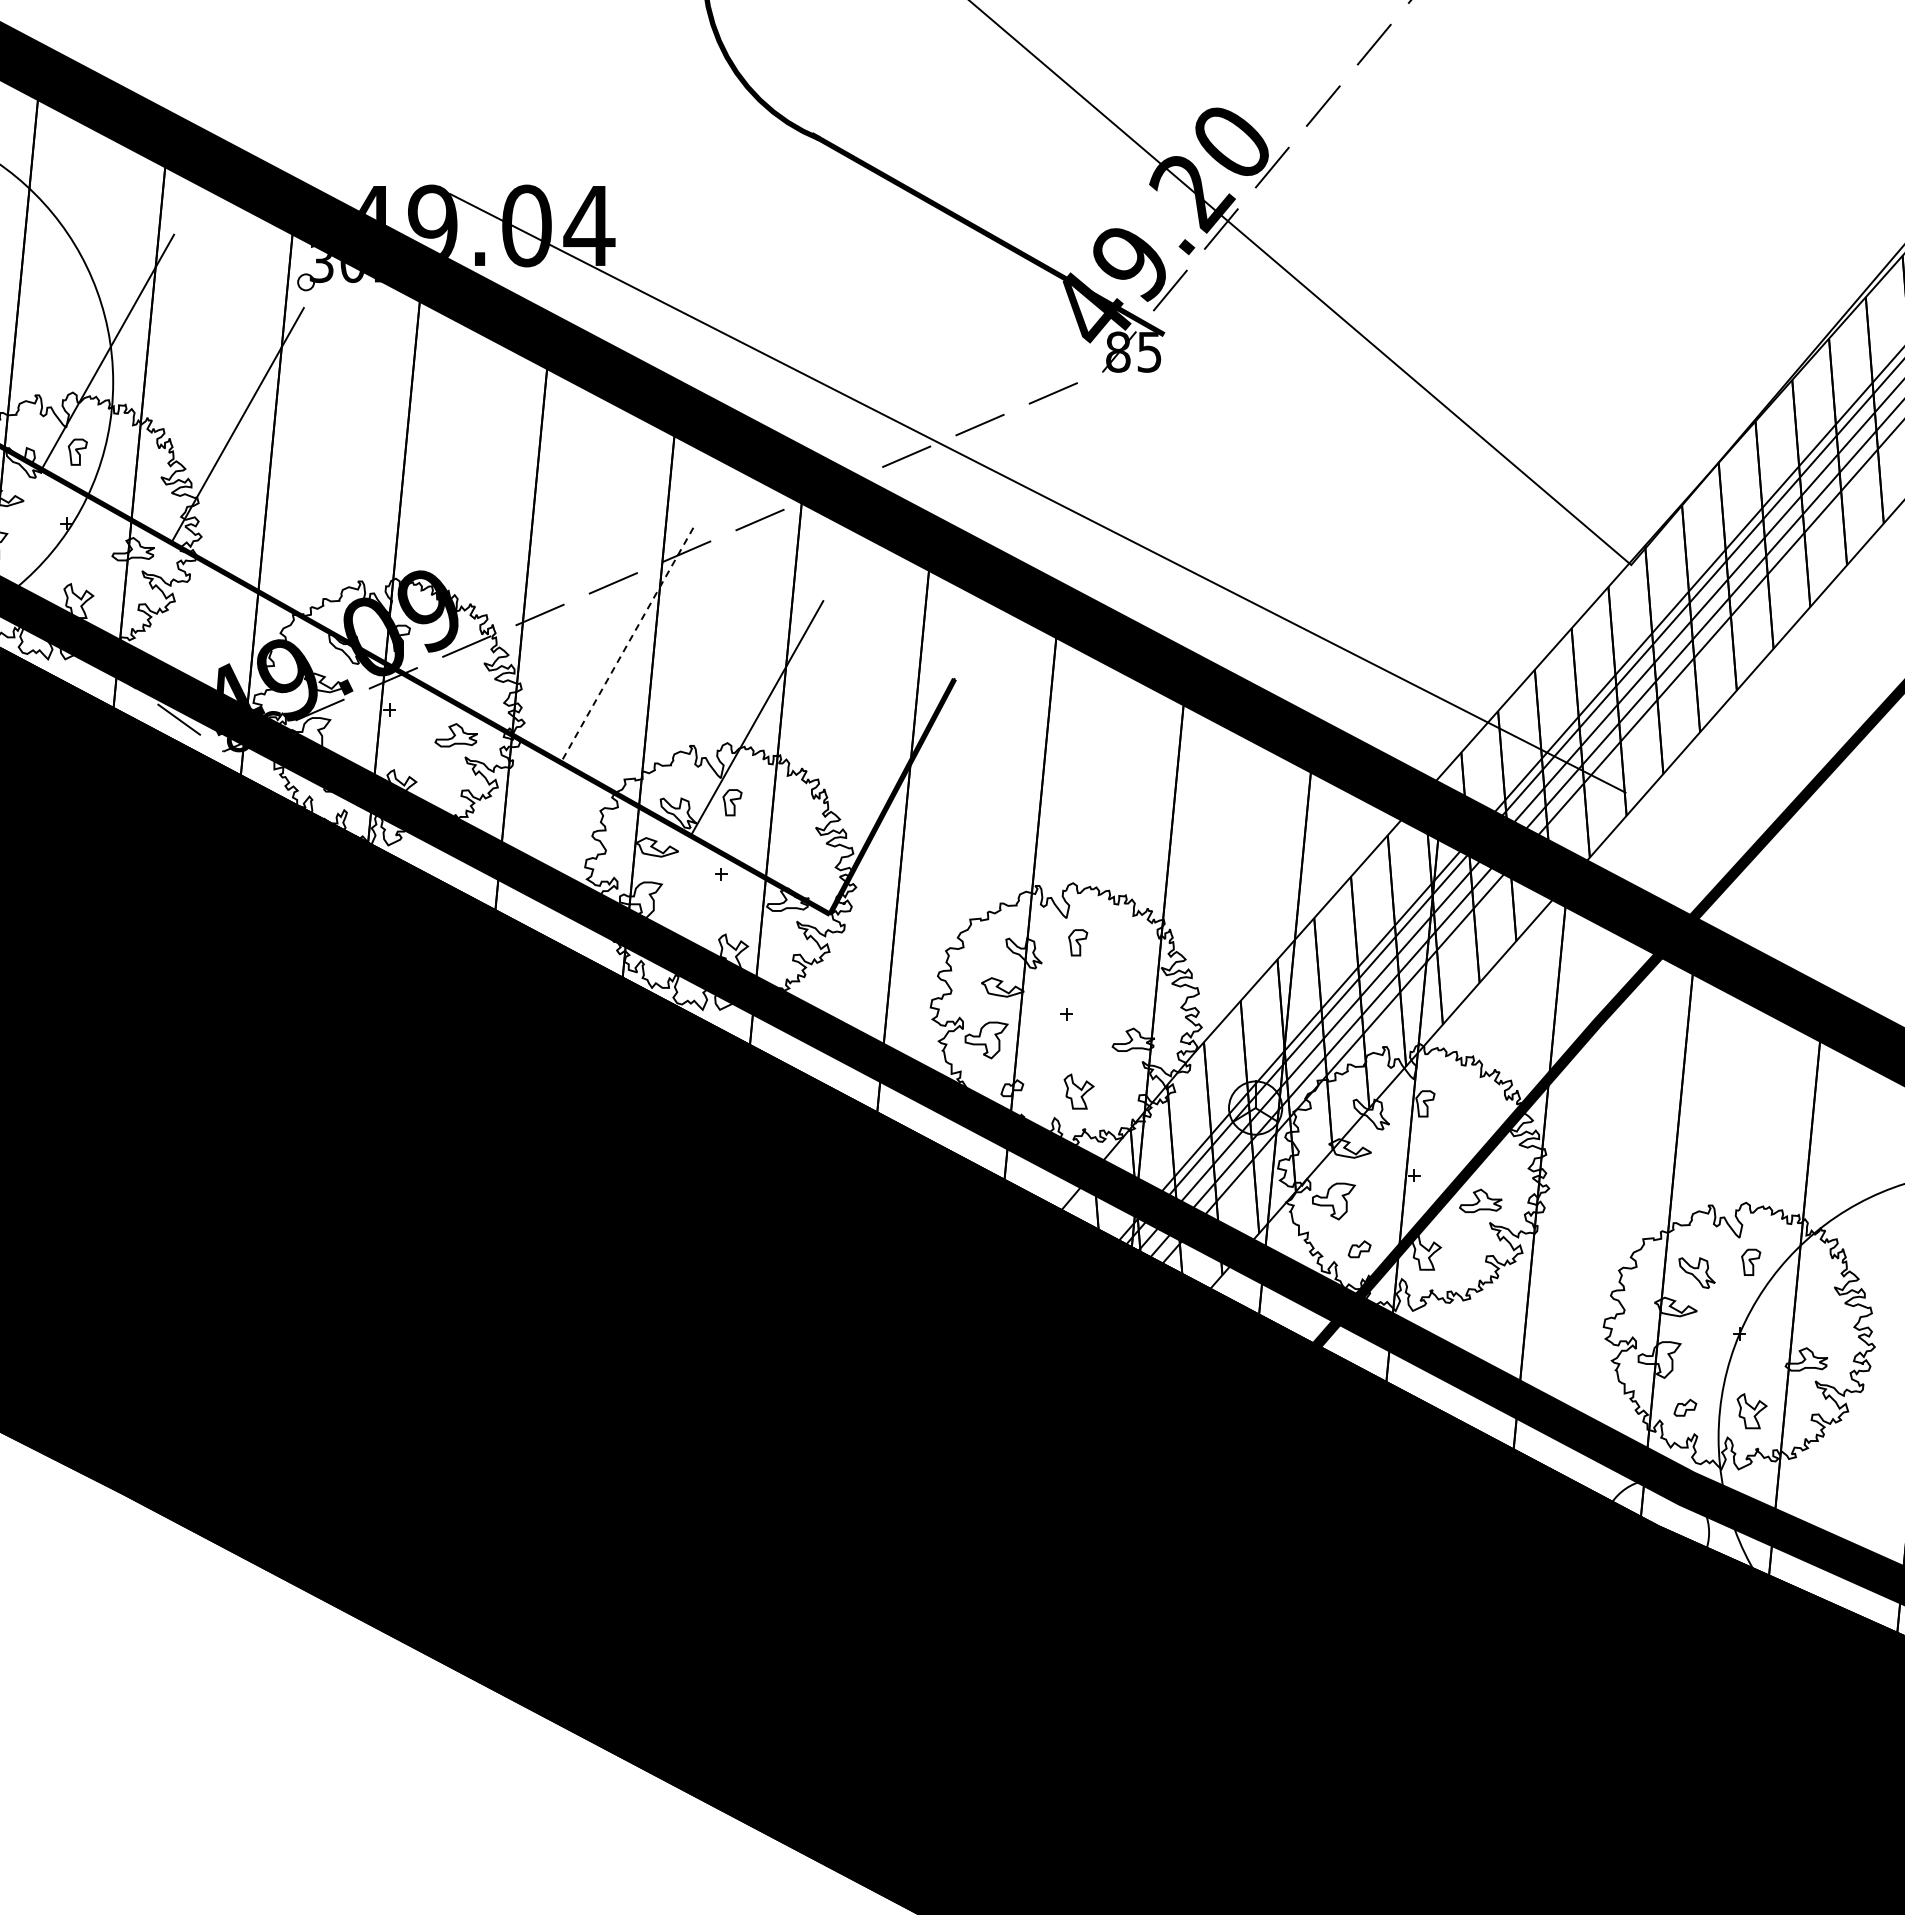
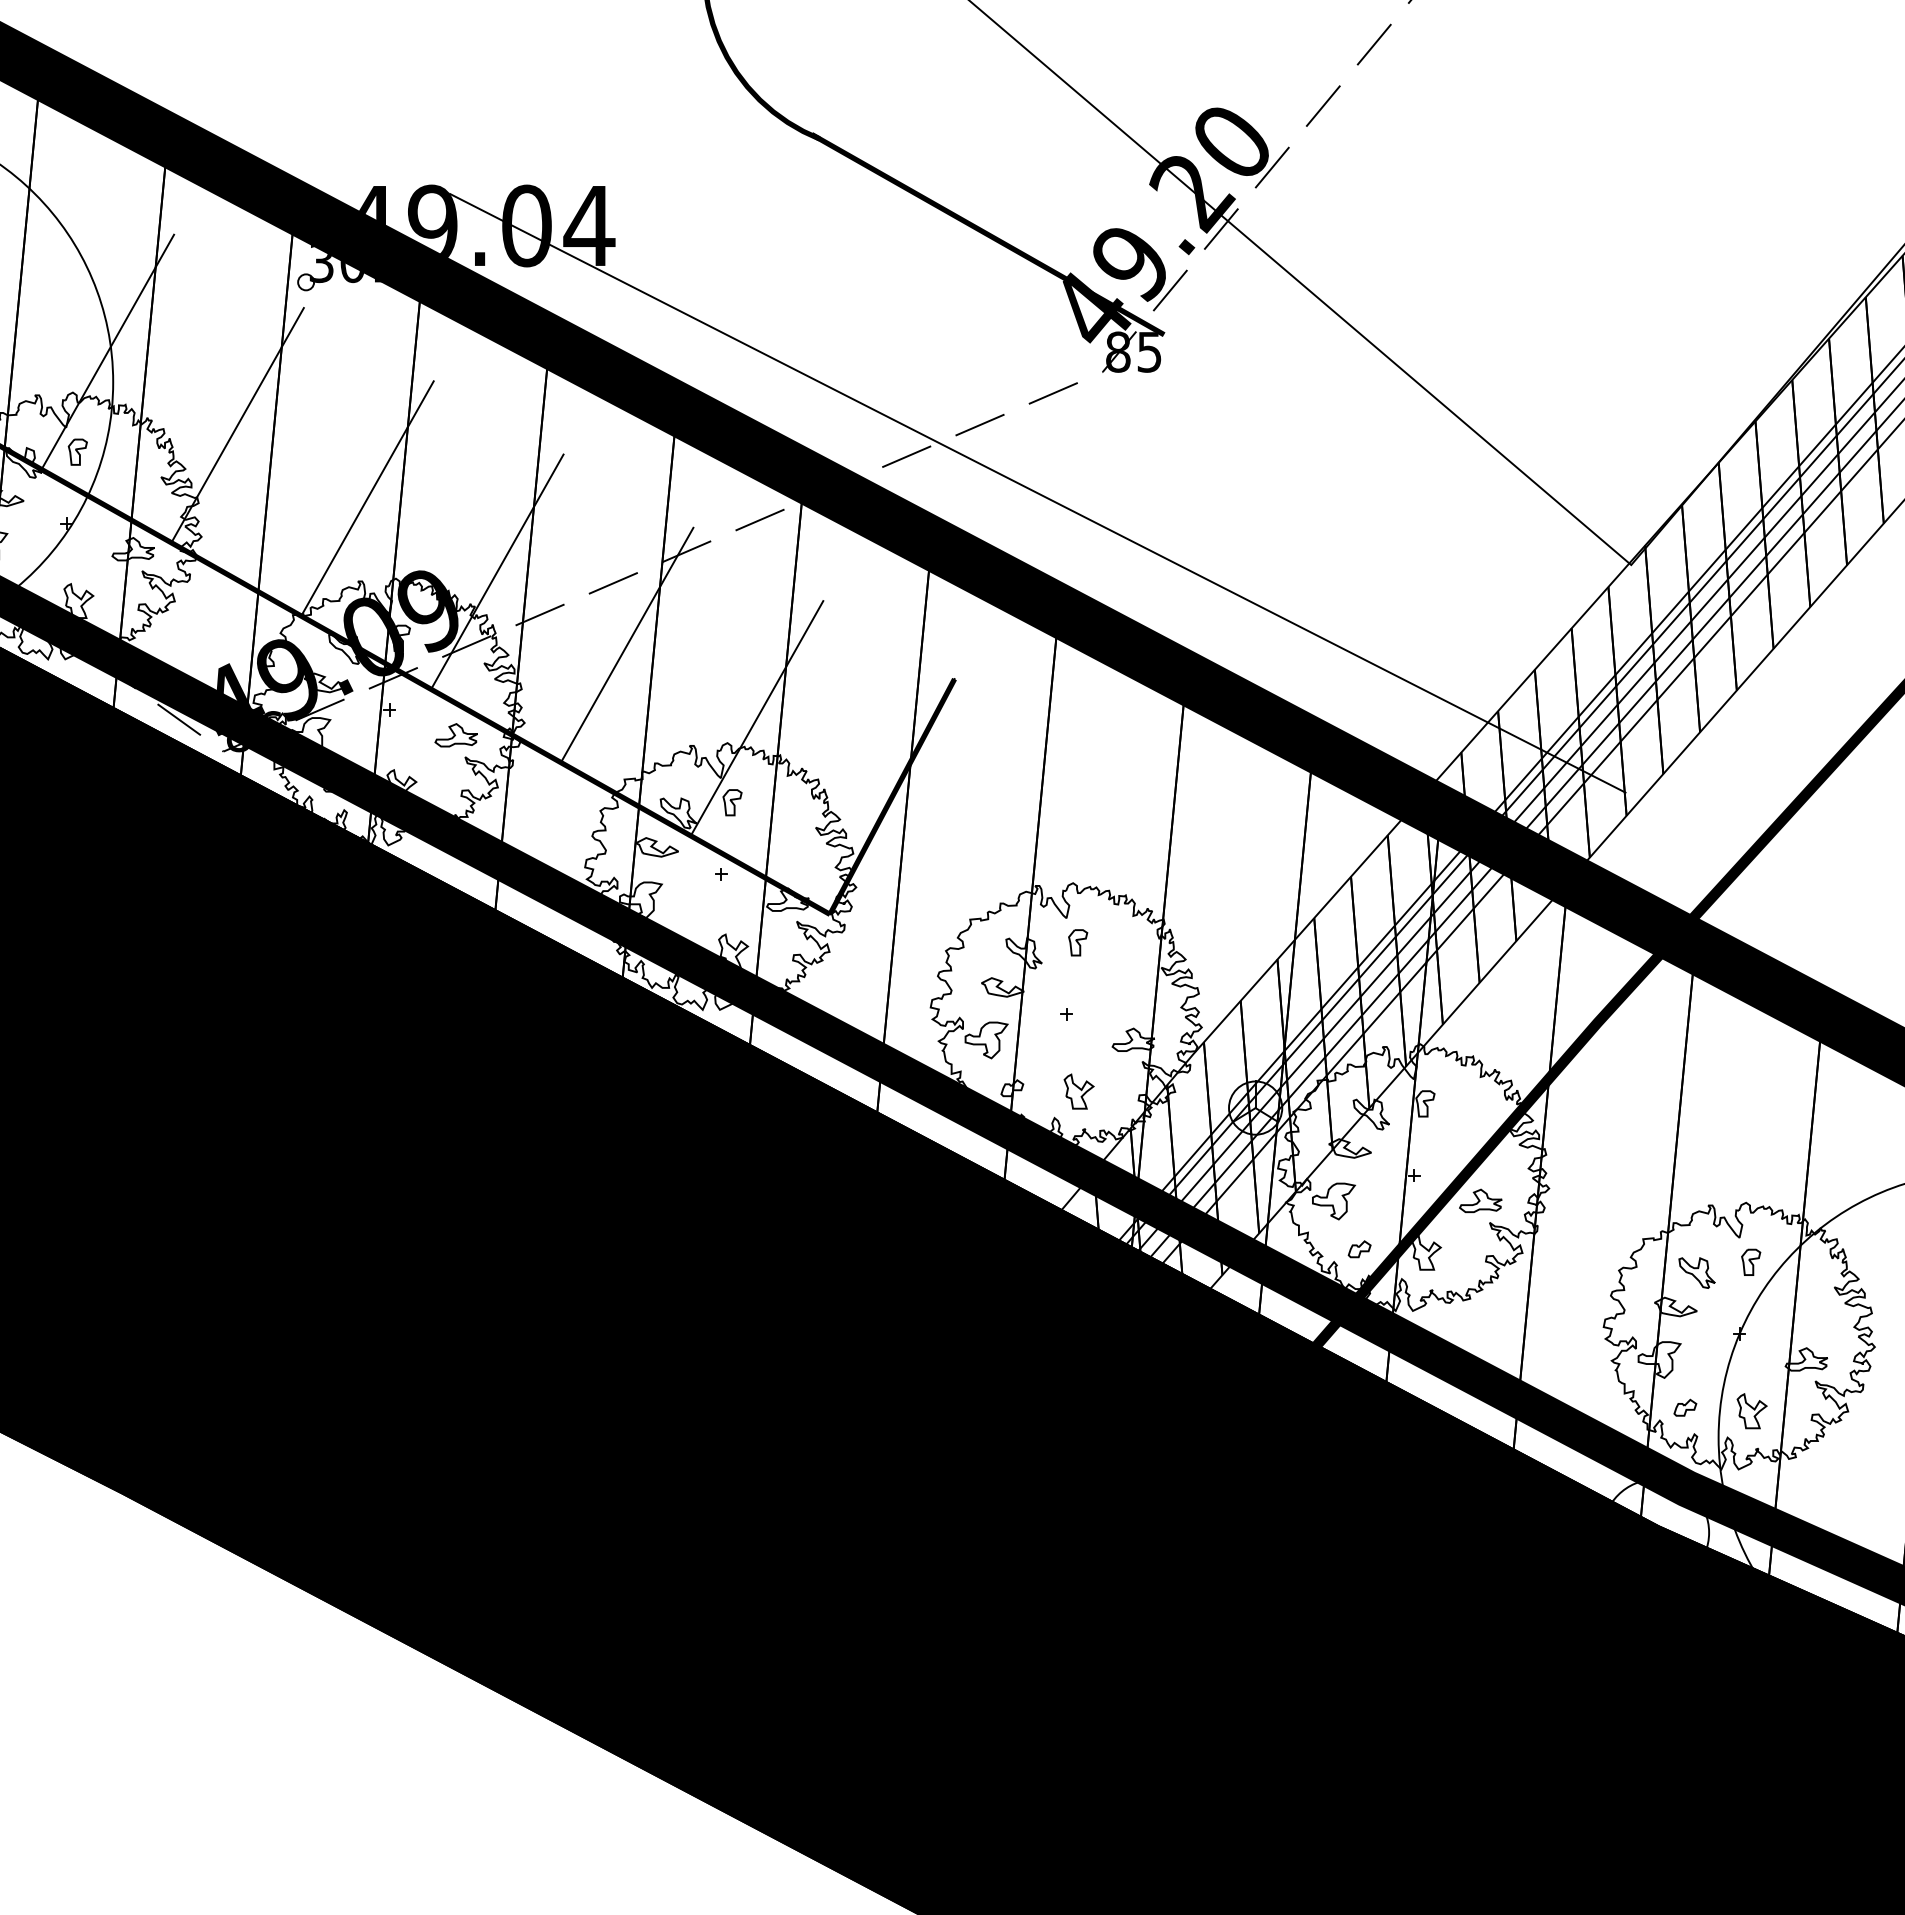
line: none -> present (367, 497)
line: none -> present (497, 571)
line: dashed -> solid (627, 645)
